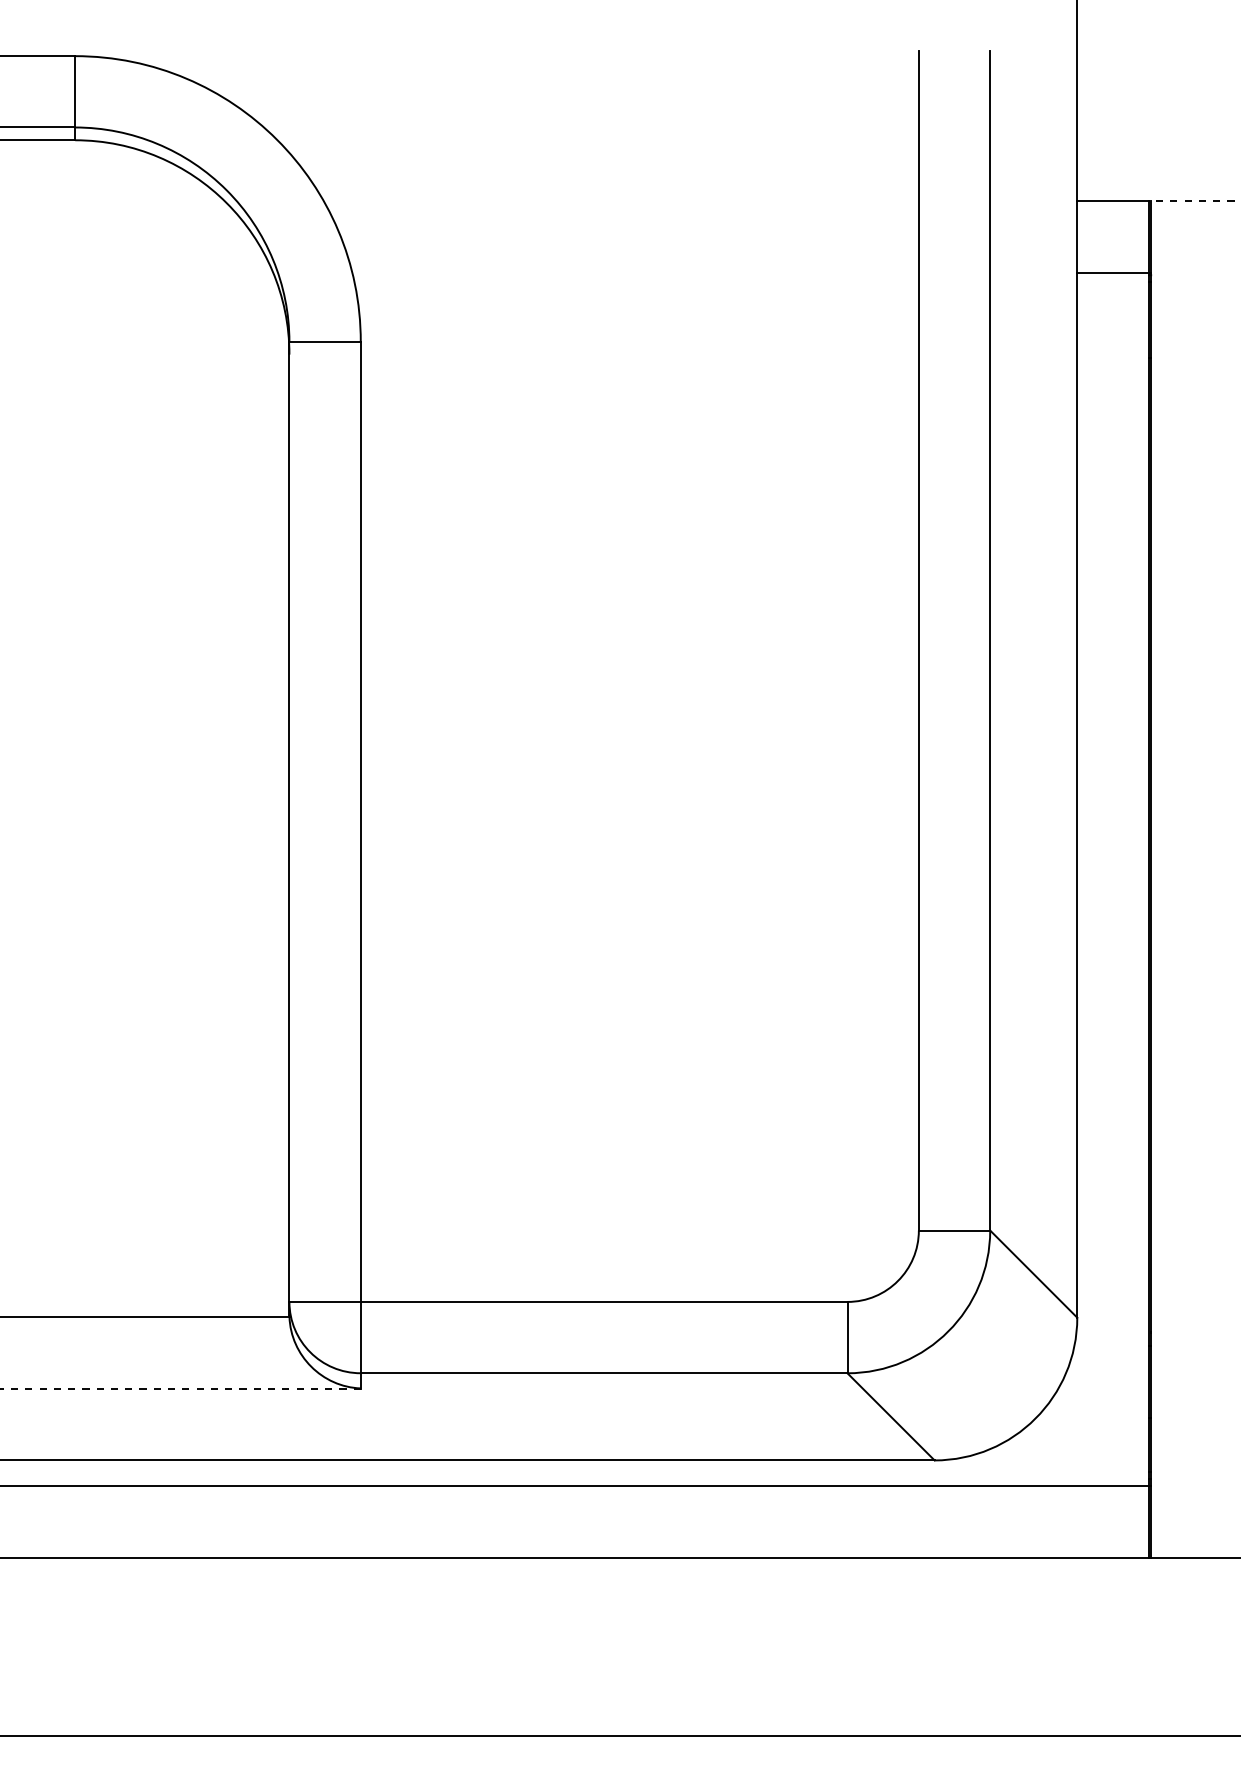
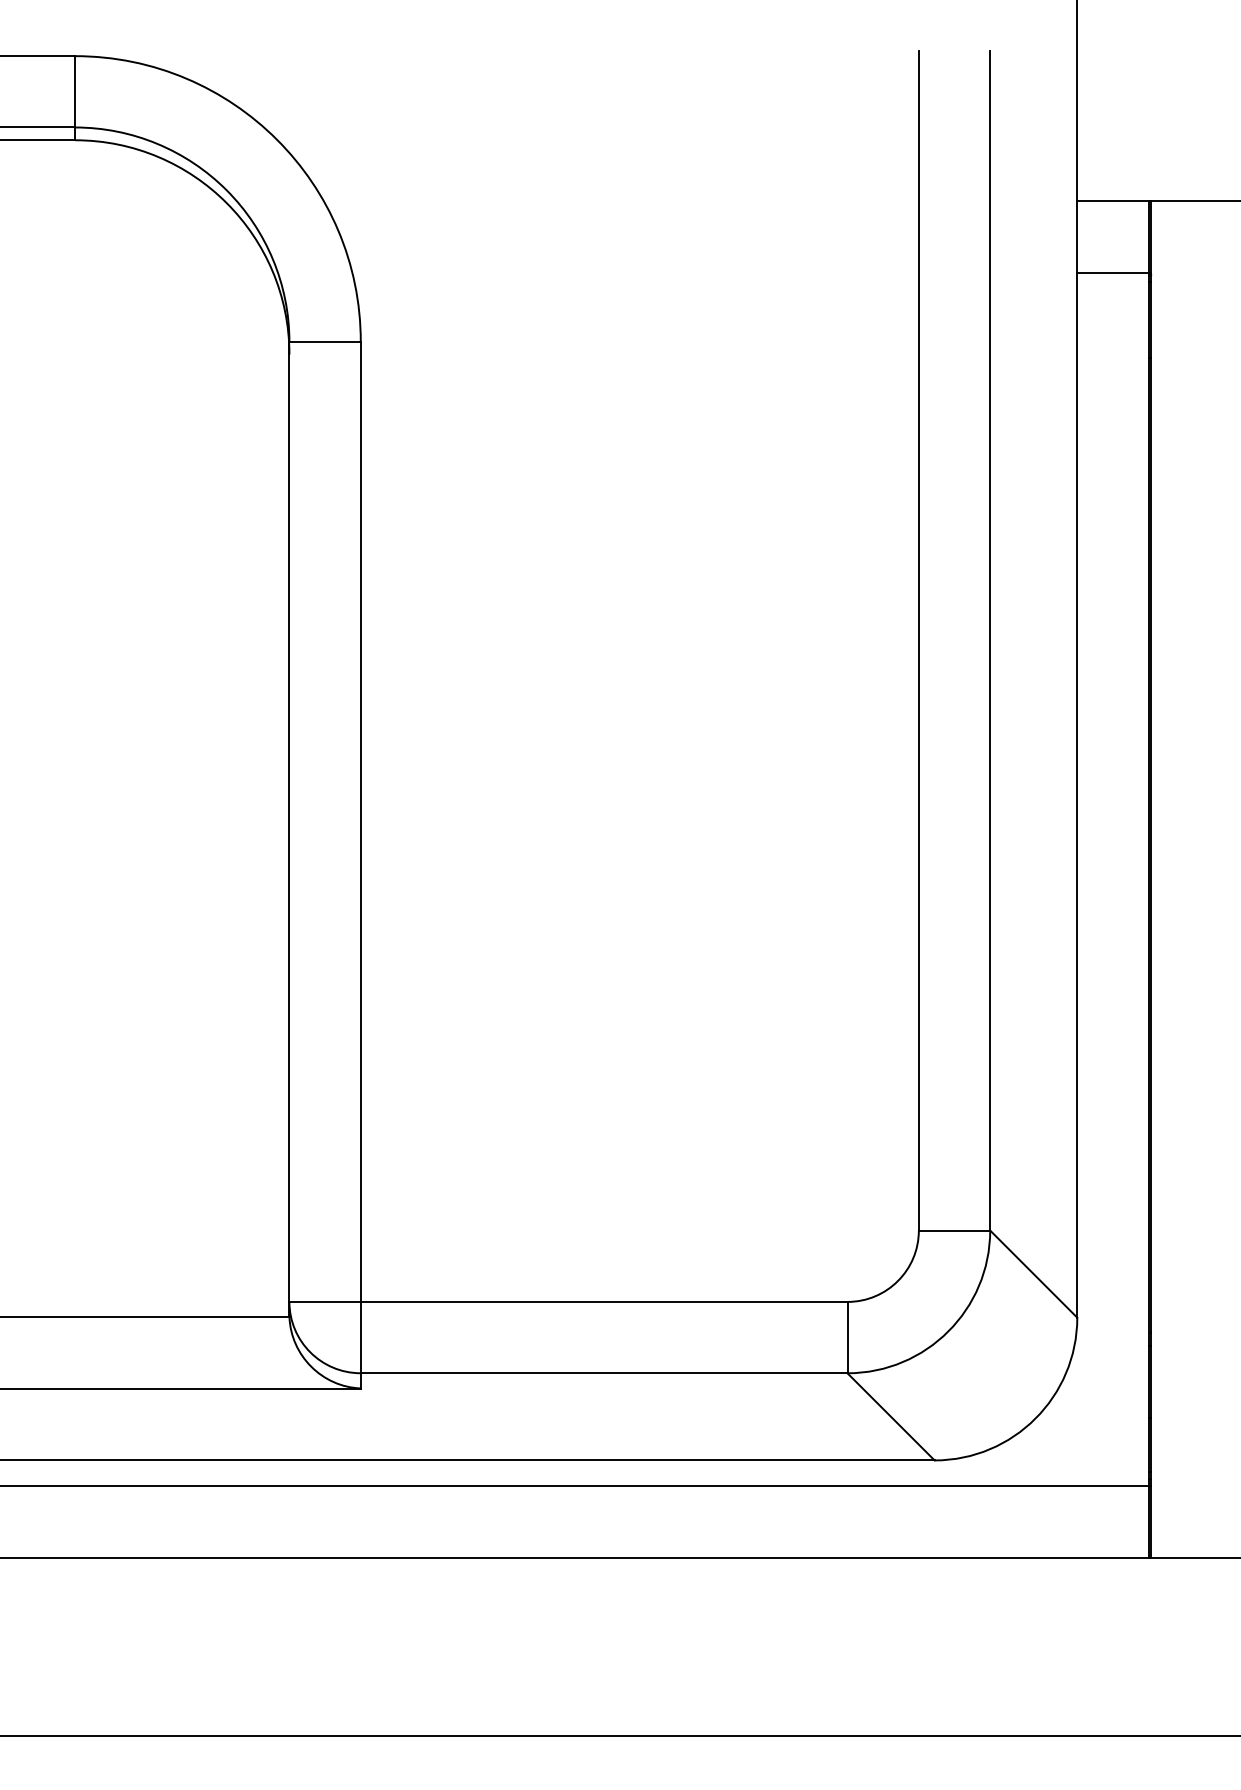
line: dashed -> solid (1194, 201)
line: dashed -> solid (180, 1388)
